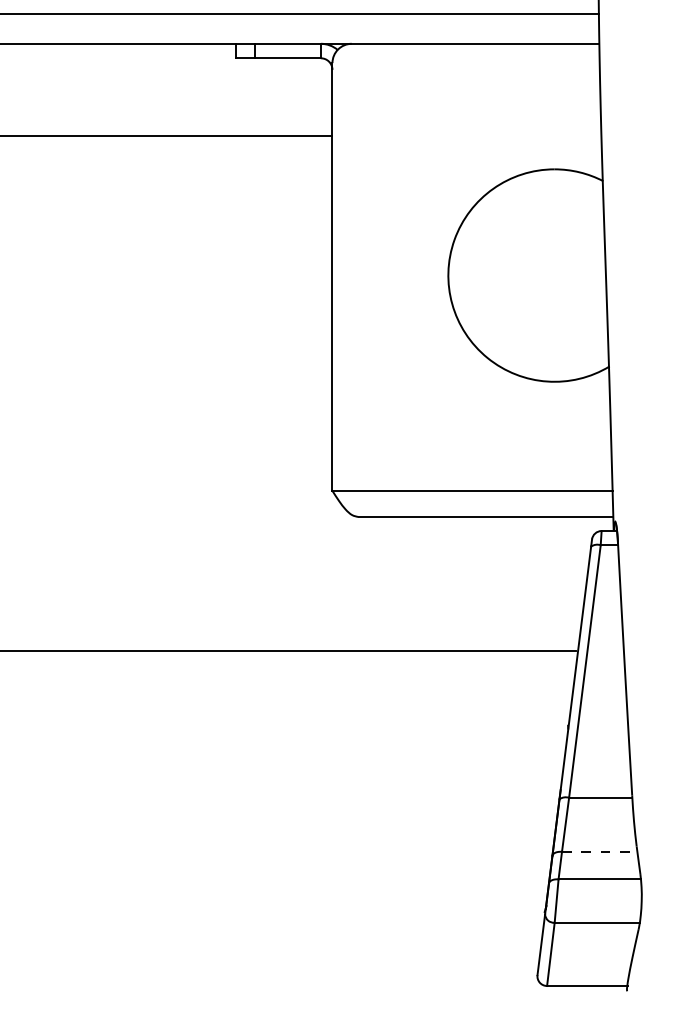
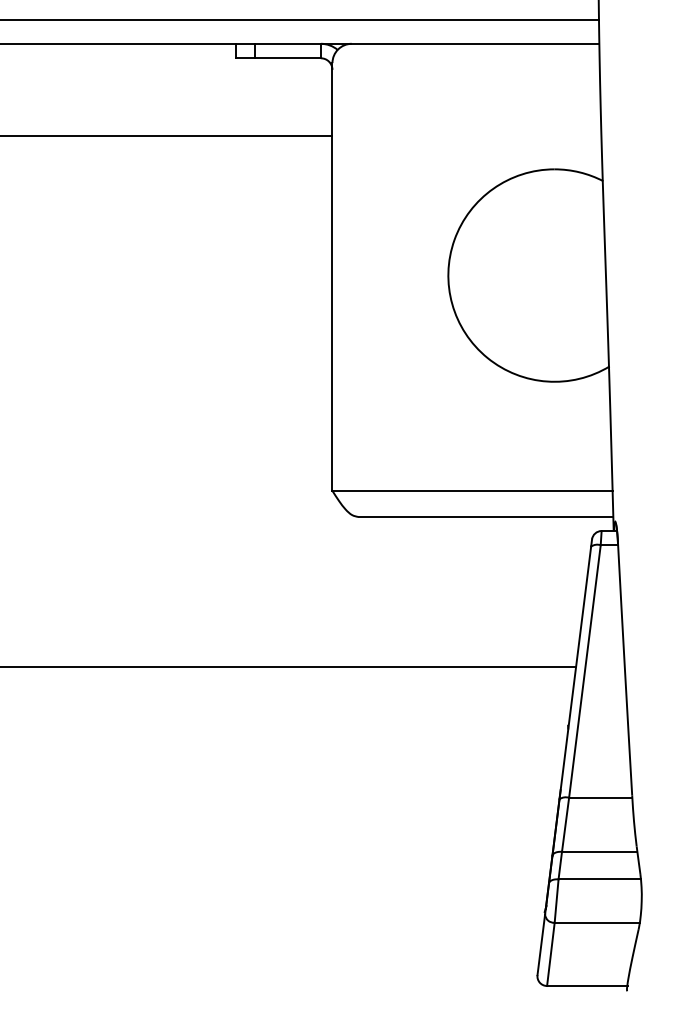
line position: (300, 13) -> (300, 19) (300, 19)
line position: (289, 650) -> (289, 666) (289, 666)
line: dashed -> solid (599, 851)
